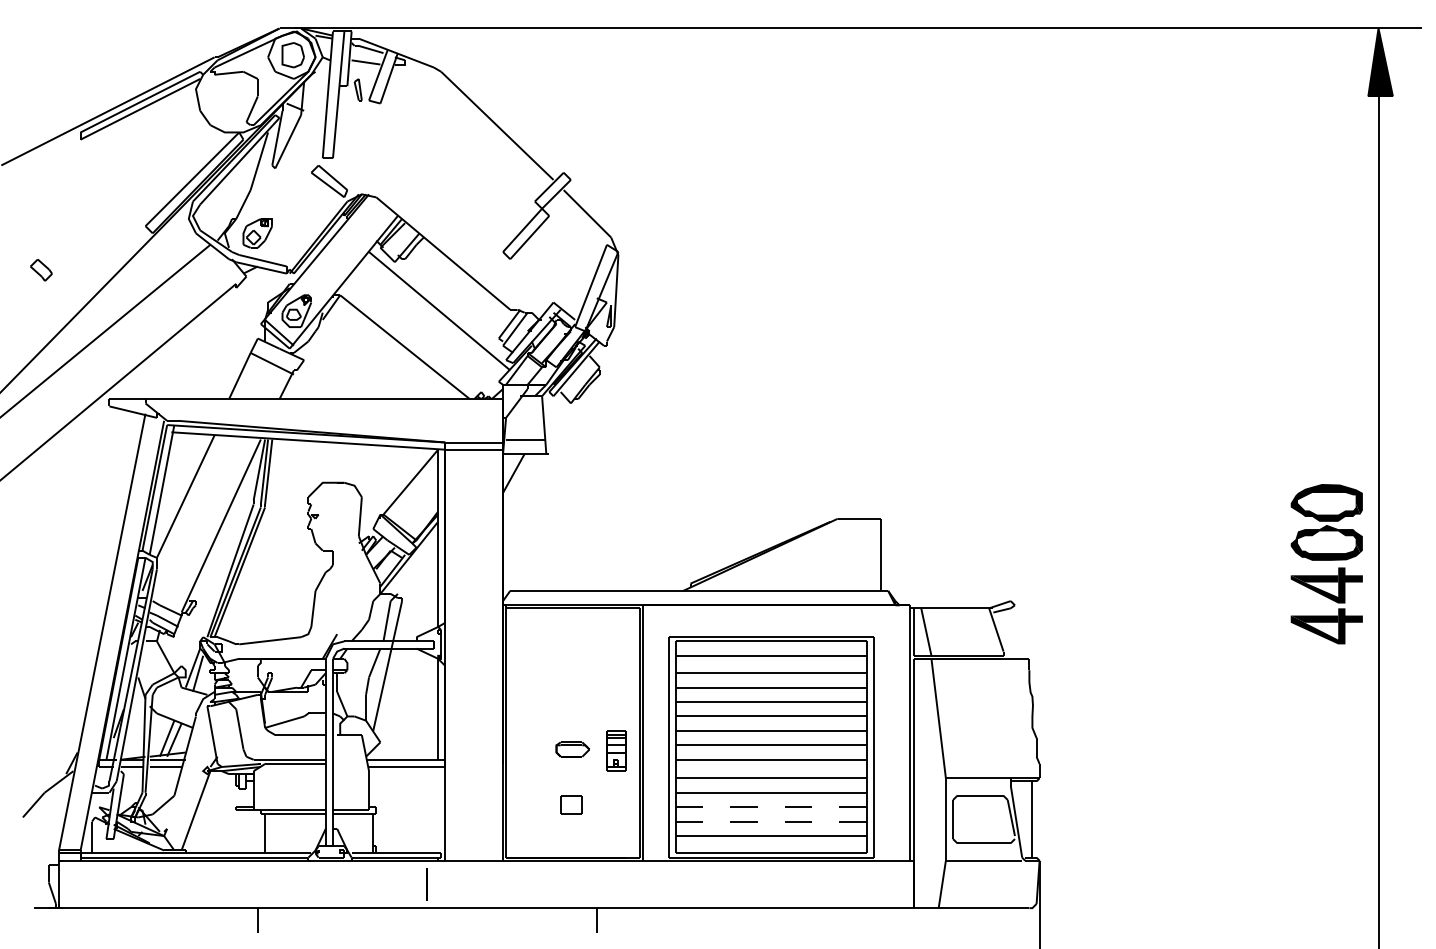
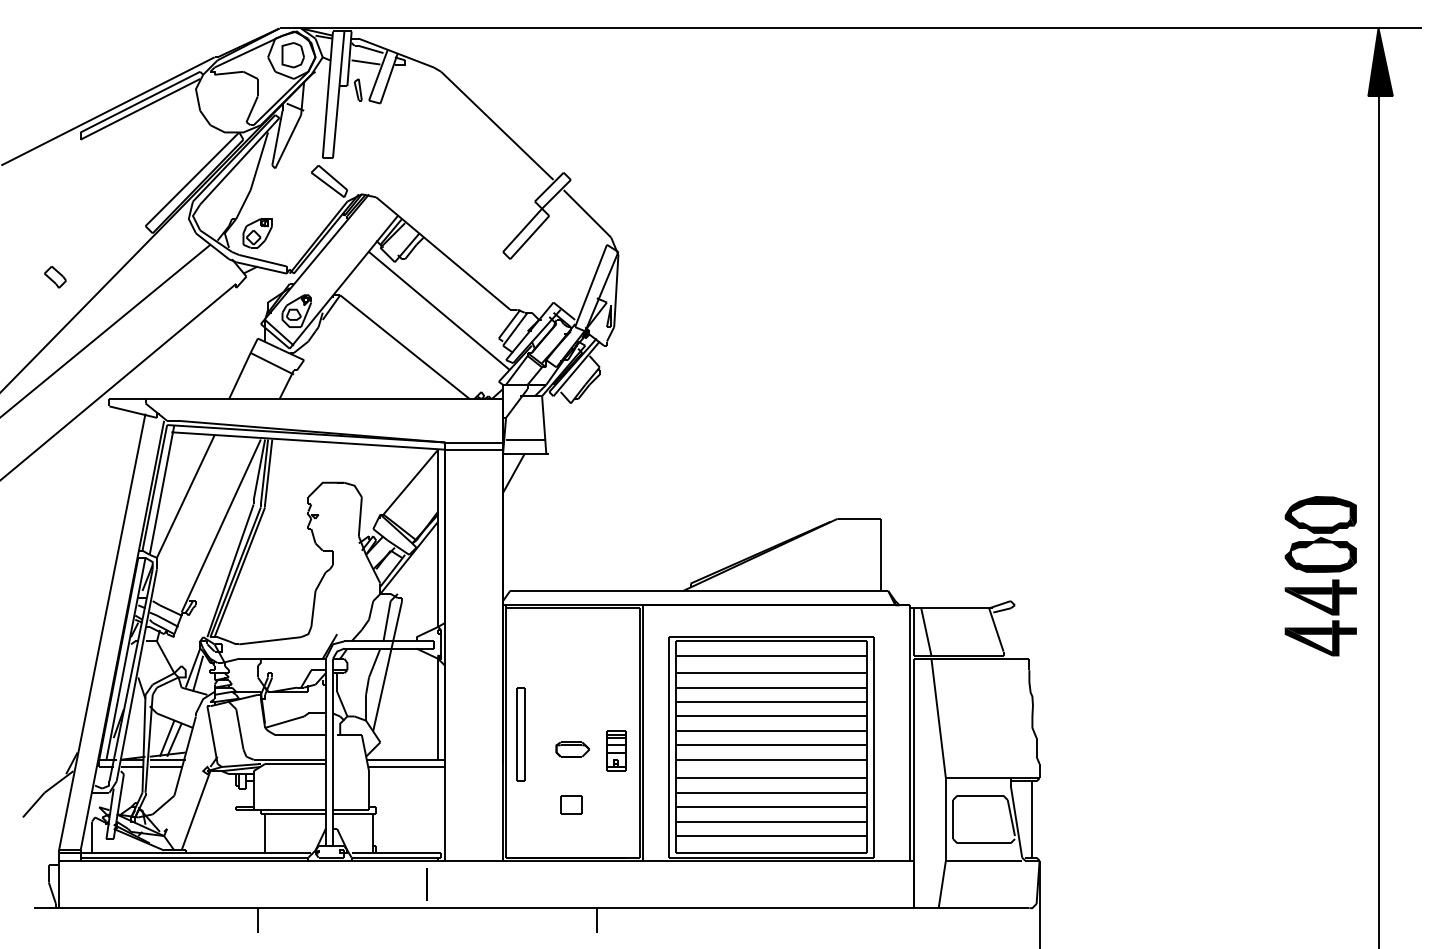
part position: (41, 270) -> (55, 277) (55, 277)
part position: (1326, 564) -> (1320, 576) (1320, 576)
part: none -> present (520, 734)
line: dashed -> solid (770, 807)
line: dashed -> solid (770, 821)
